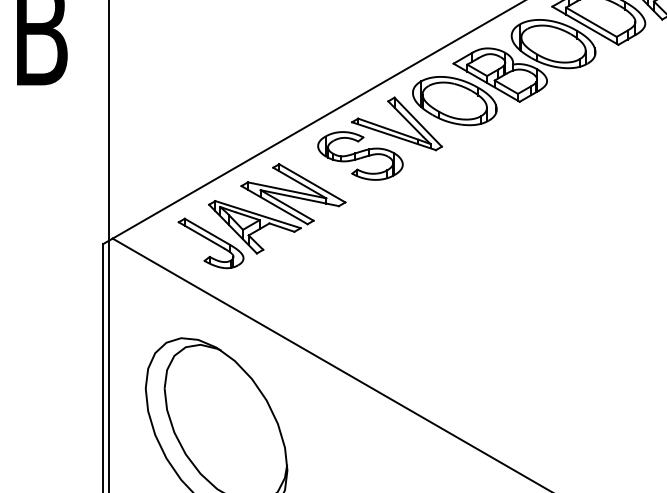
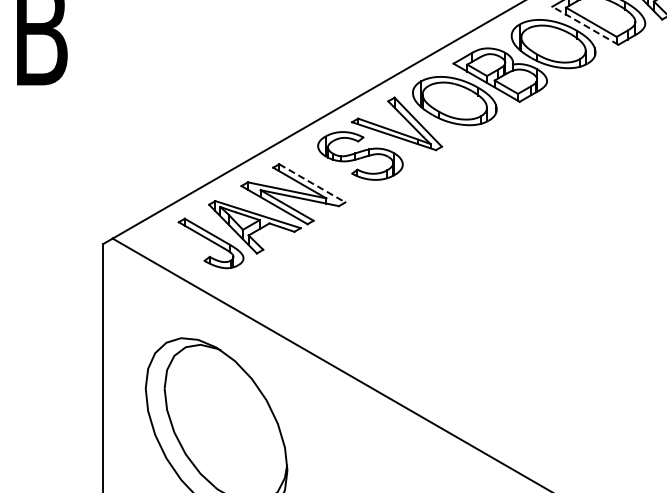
line: solid -> dashed (584, 25)
line: solid -> dashed (312, 183)
line: present -> none (108, 245)
